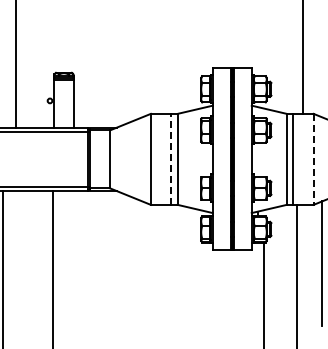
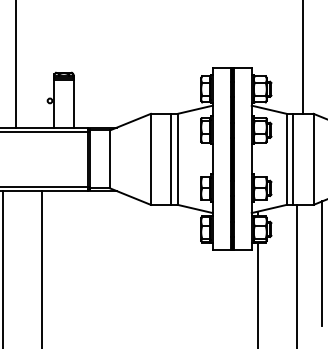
line: dashed -> solid (171, 158)
line: dashed -> solid (313, 159)
line position: (52, 268) -> (41, 268) (41, 268)
line position: (264, 293) -> (258, 293) (258, 293)
